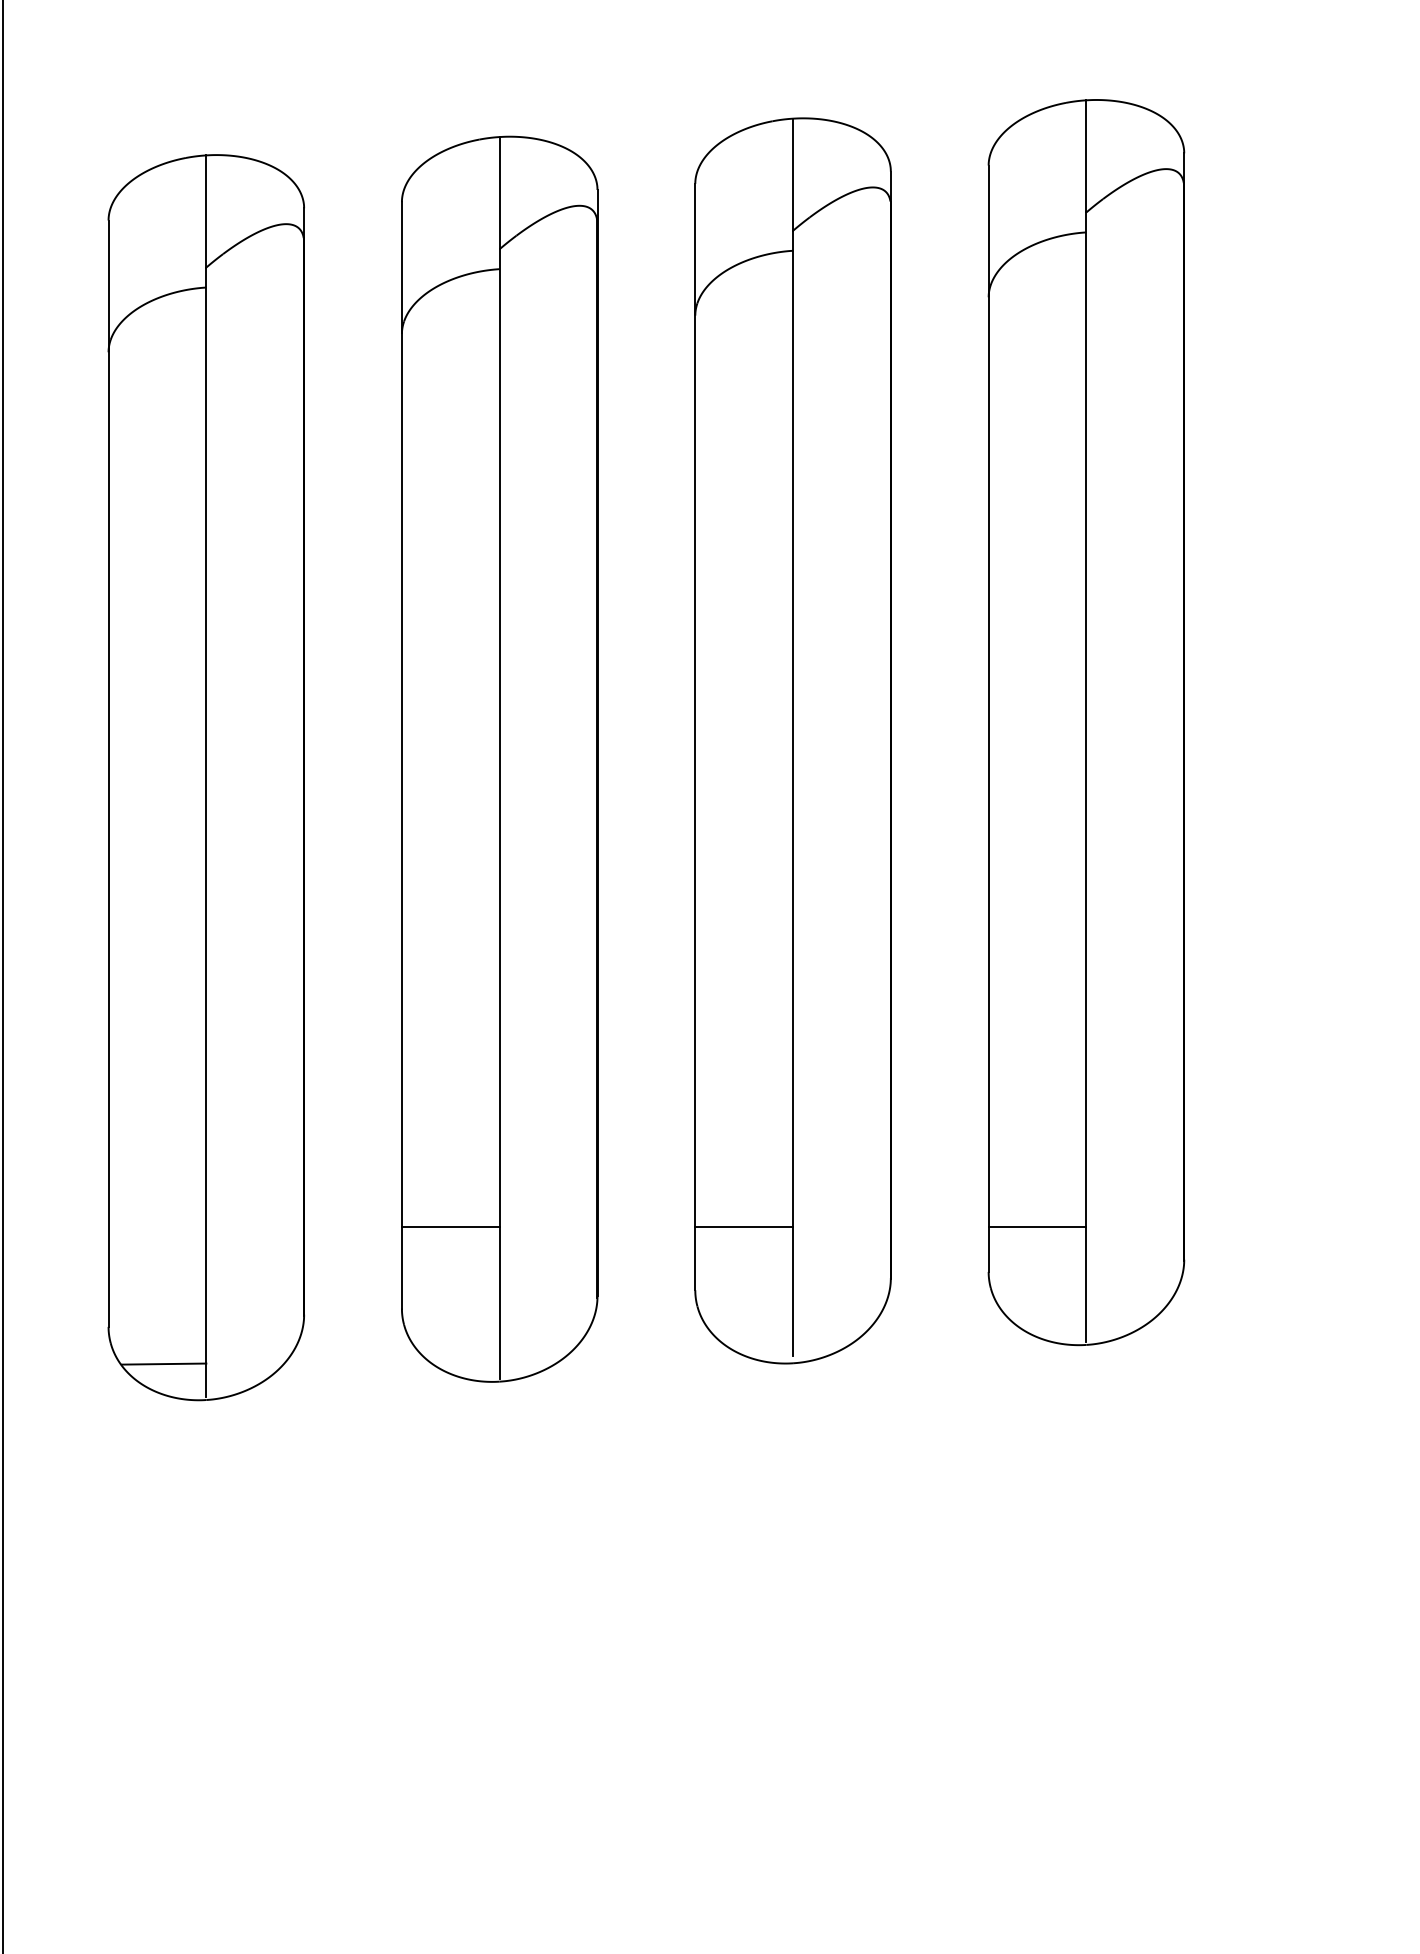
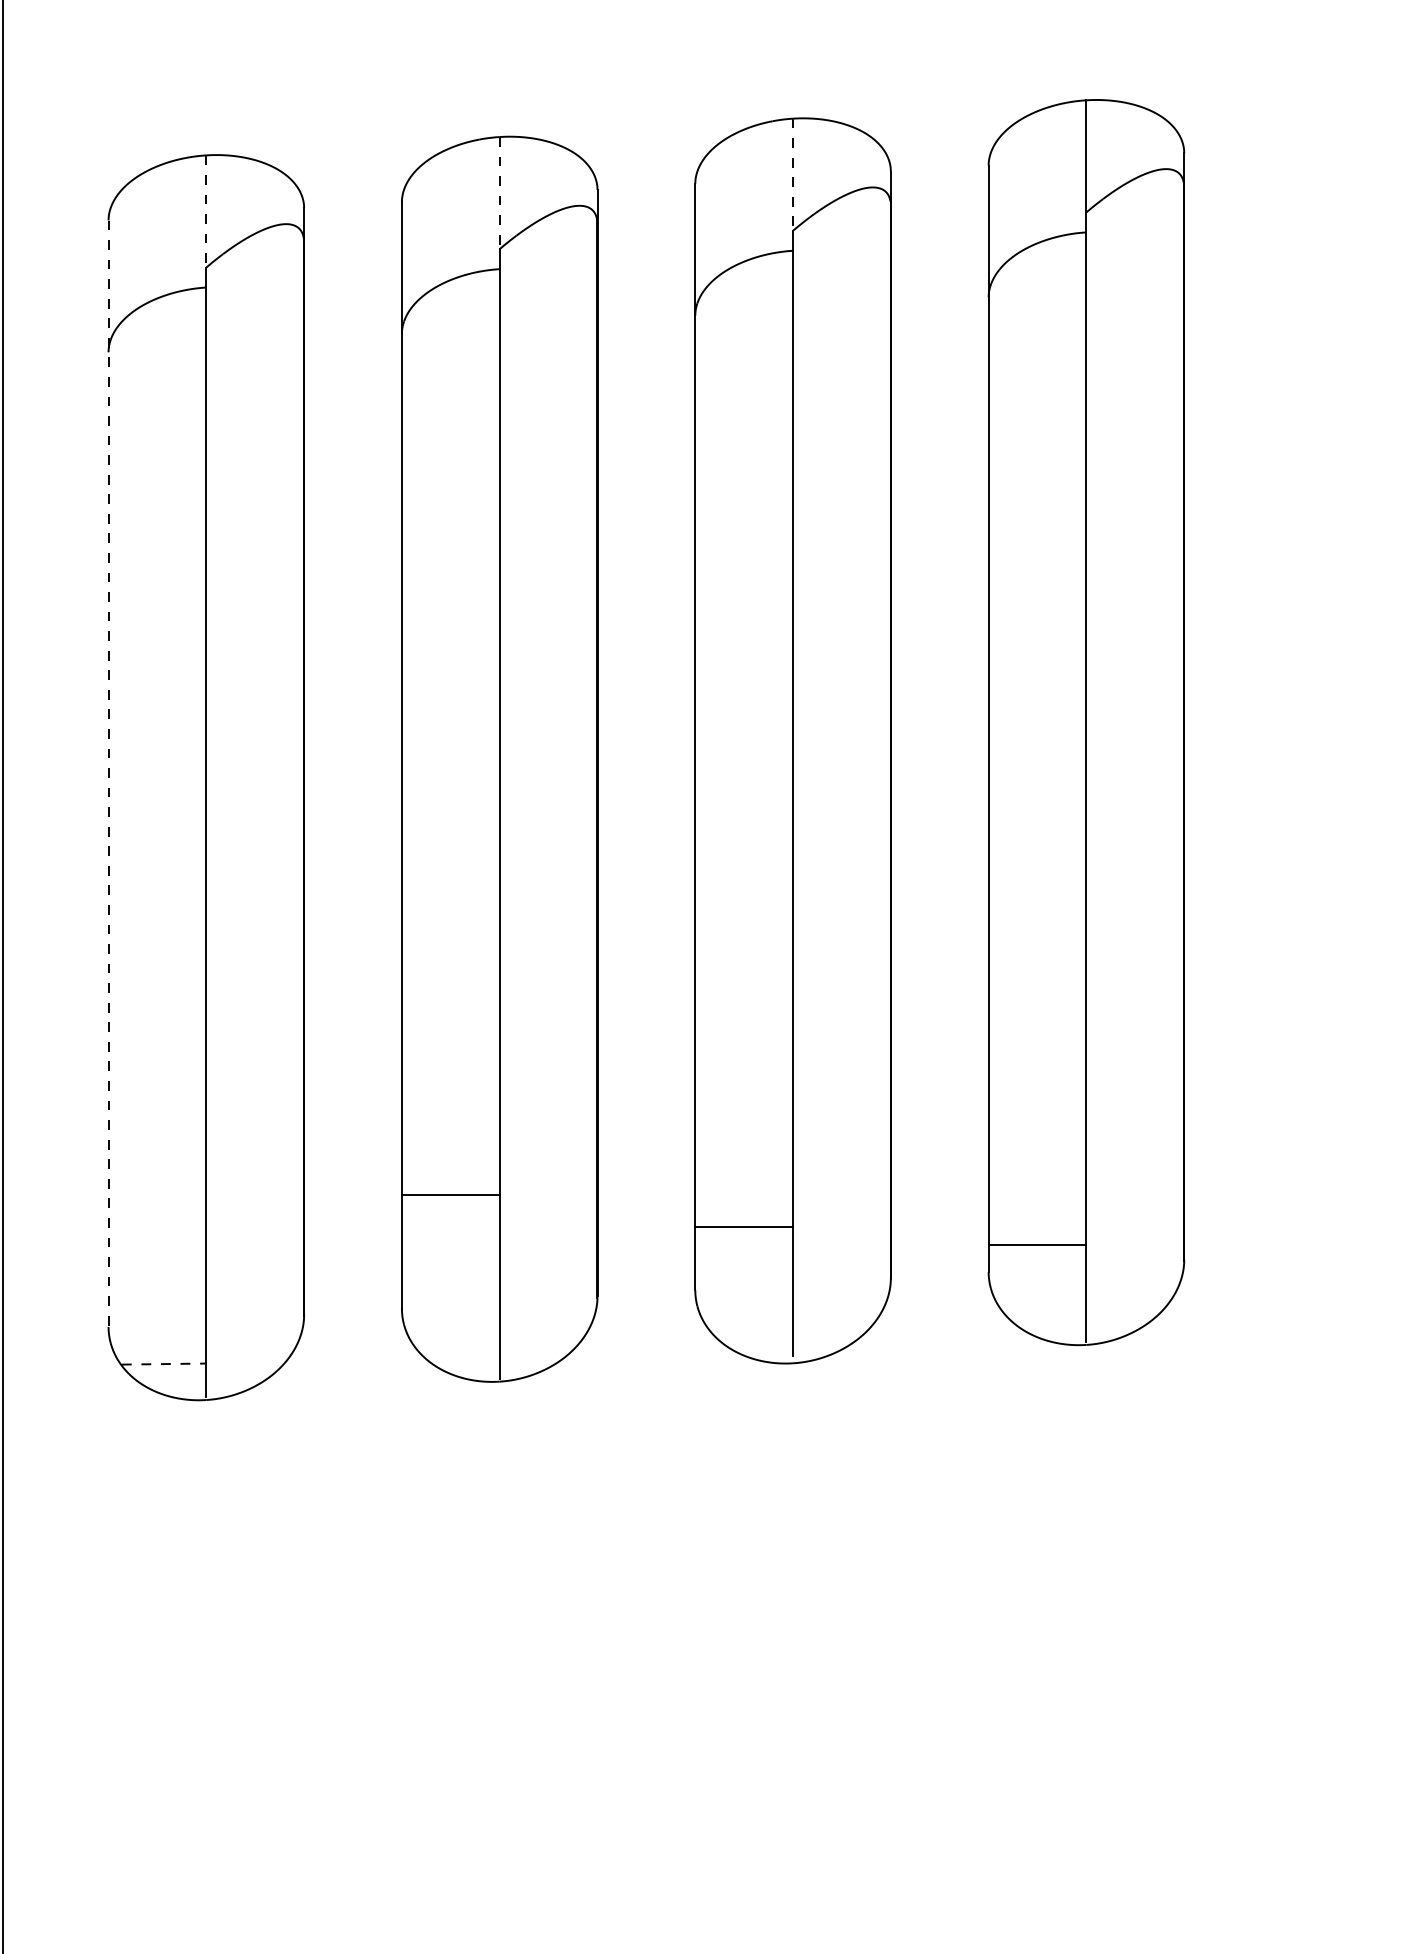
line: solid -> dashed (793, 175)
line: solid -> dashed (499, 193)
line: solid -> dashed (206, 211)
line: solid -> dashed (108, 774)
line position: (450, 1227) -> (450, 1195) (450, 1195)
line position: (1037, 1227) -> (1037, 1245) (1037, 1245)
line: solid -> dashed (164, 1364)
